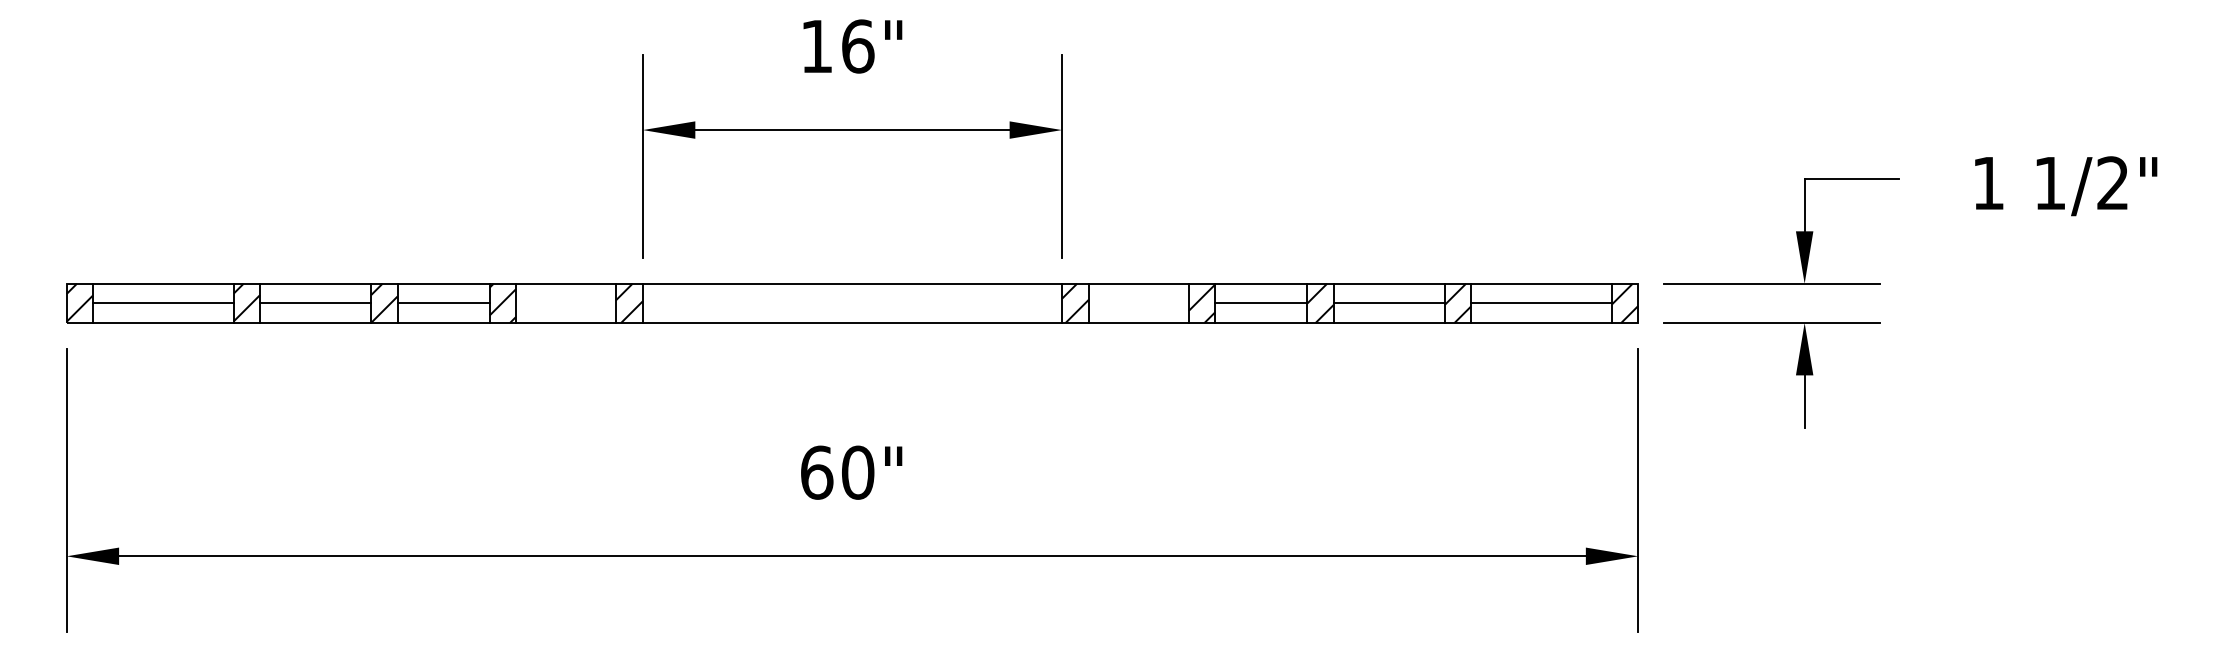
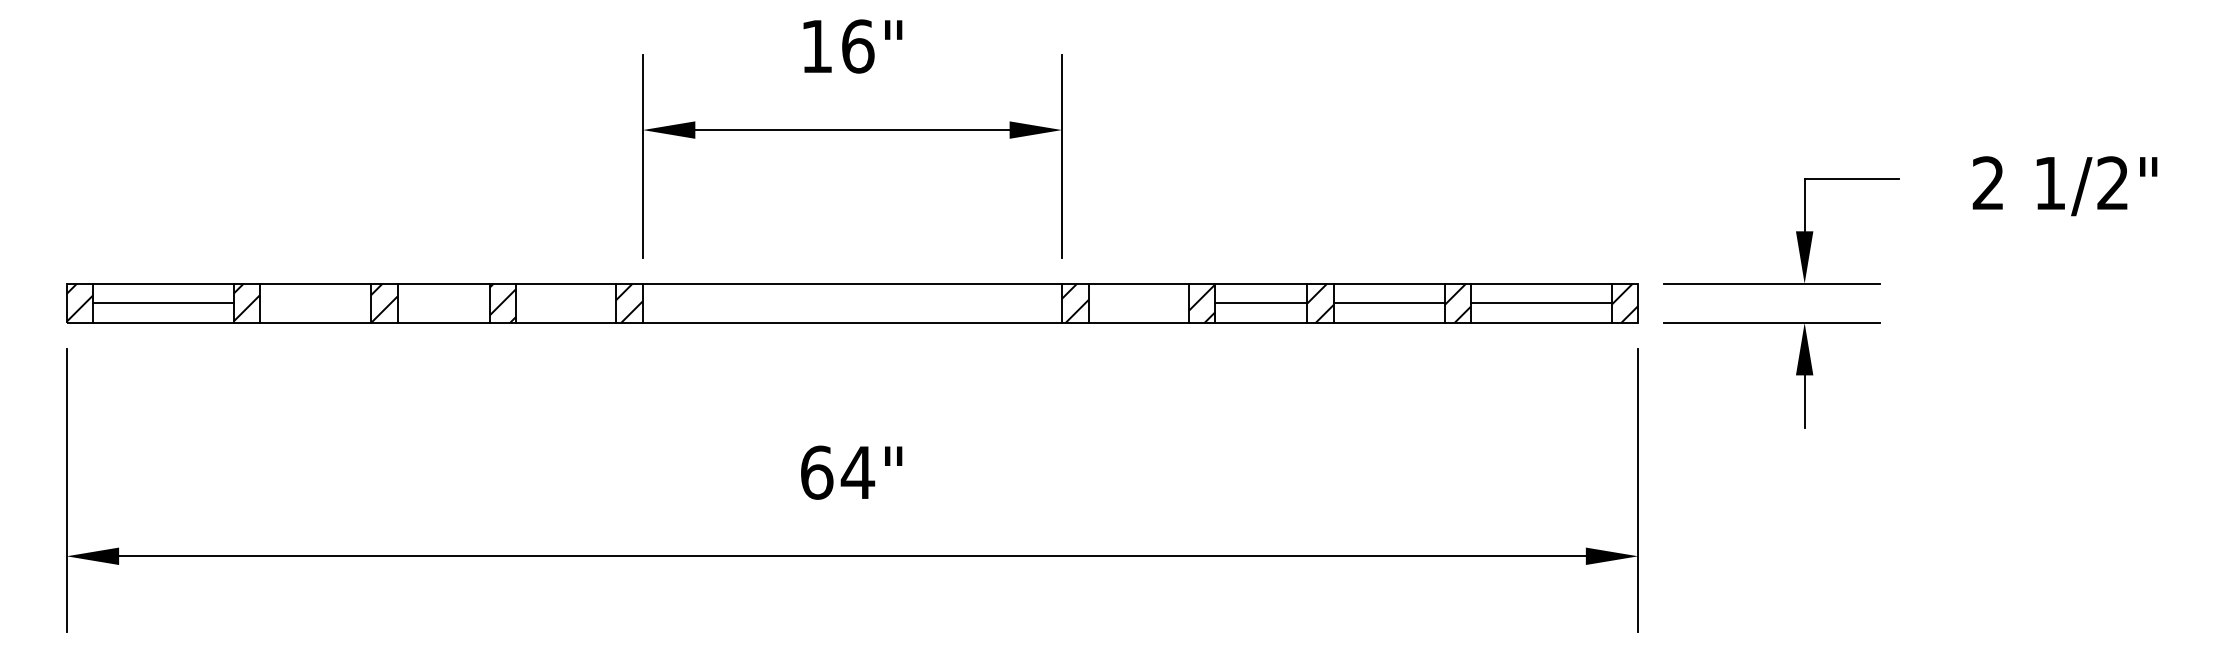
text: 1 -> 2 (1987, 182)
line: present -> none (315, 303)
line: present -> none (443, 303)
text: 60" -> 64" (857, 472)
